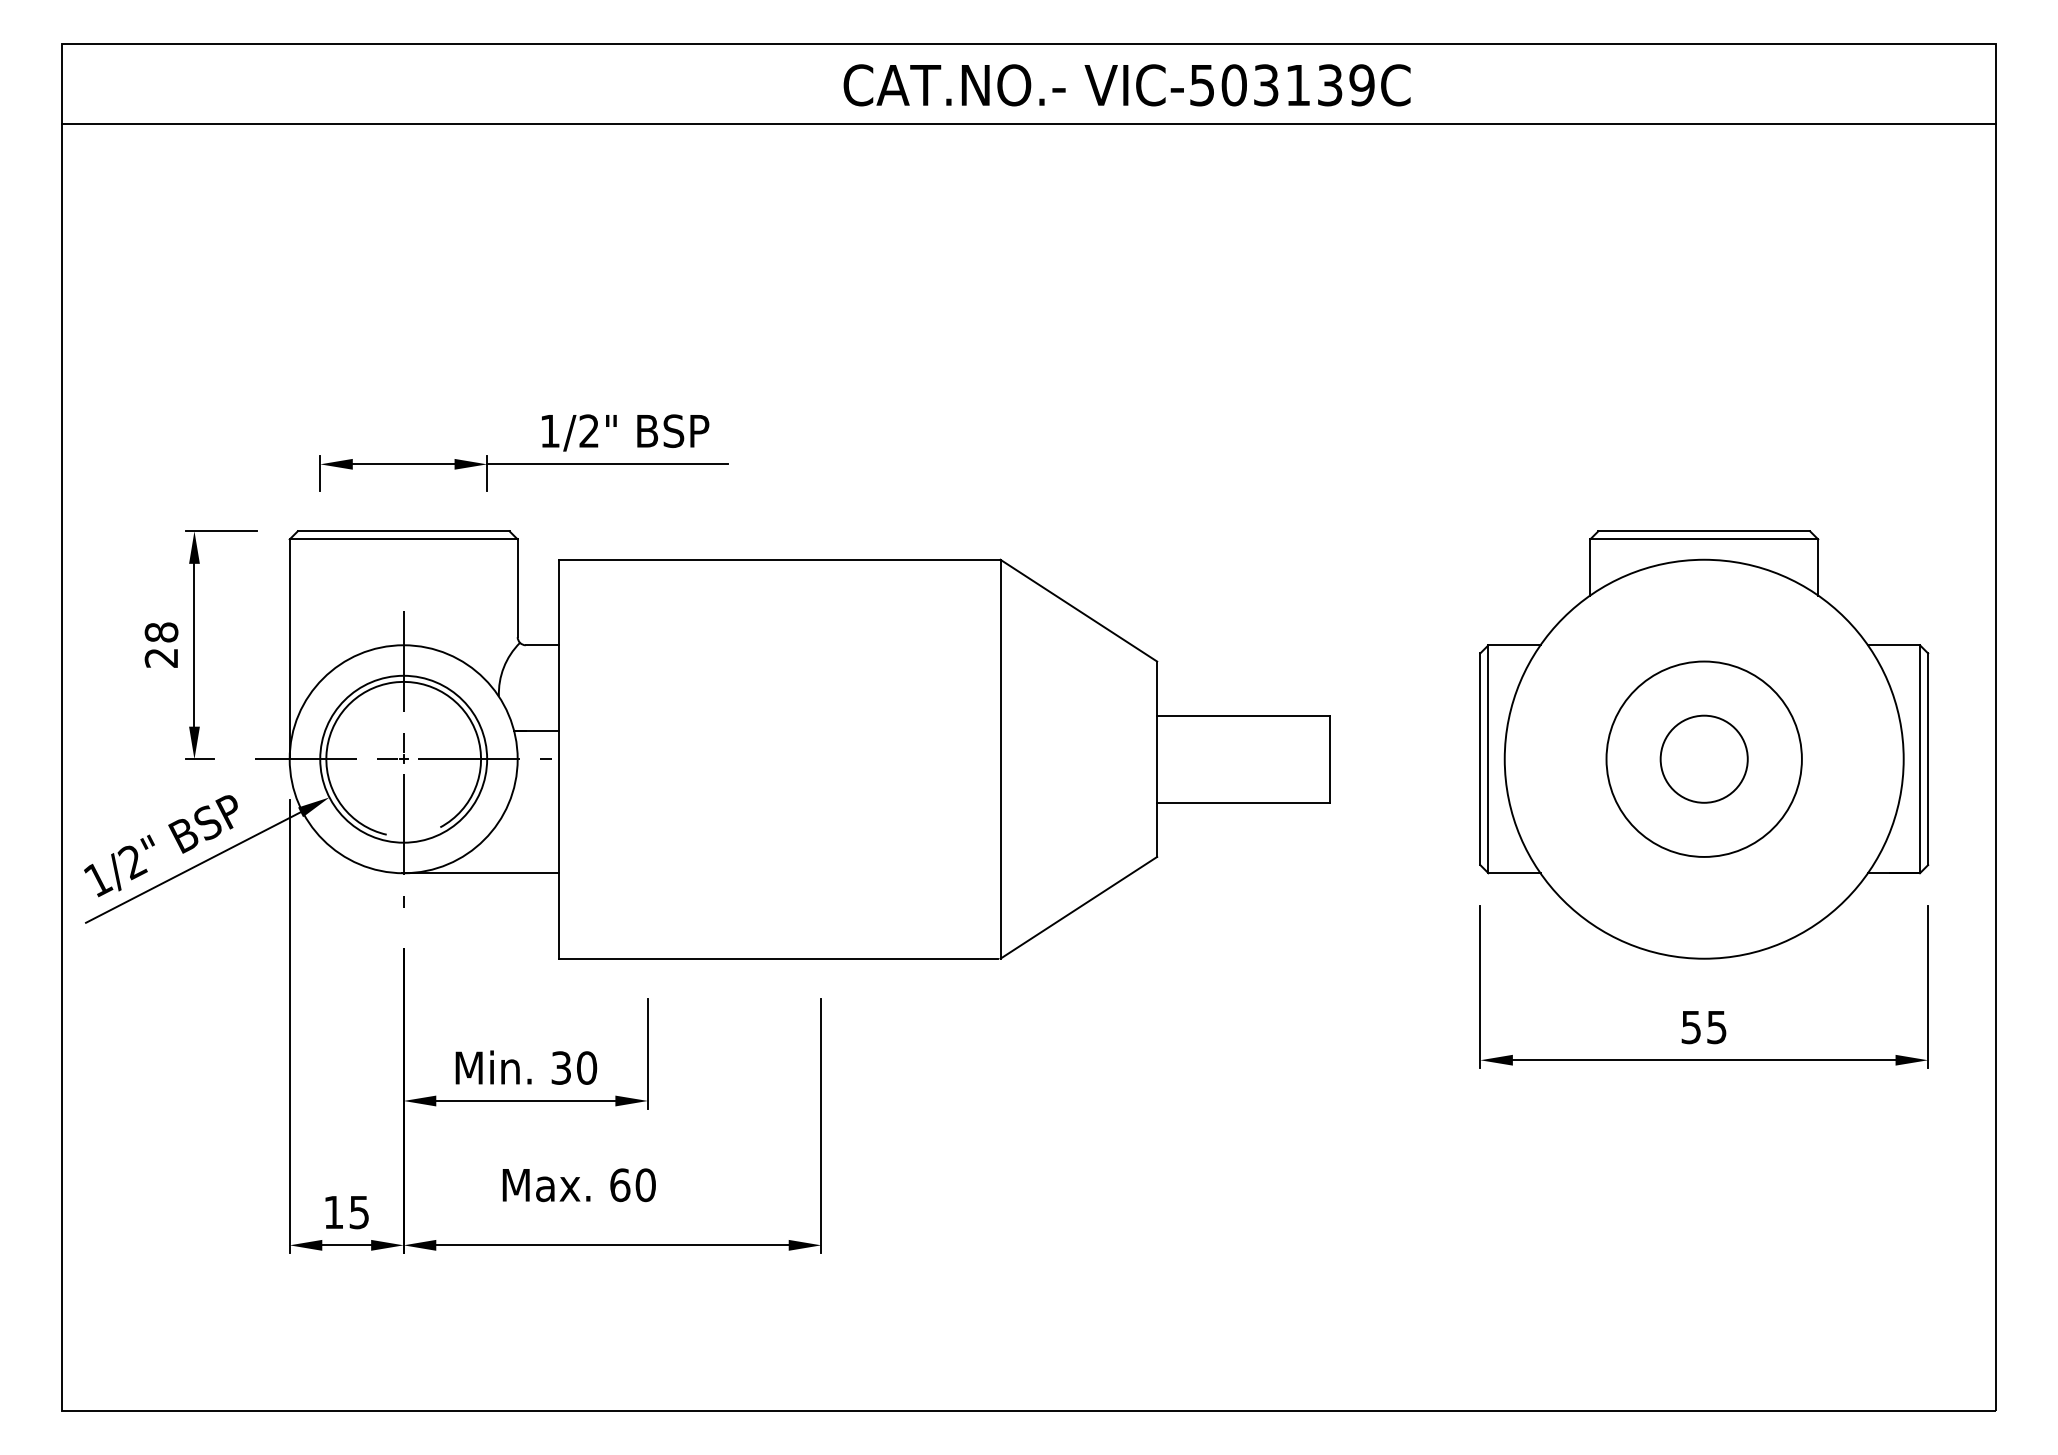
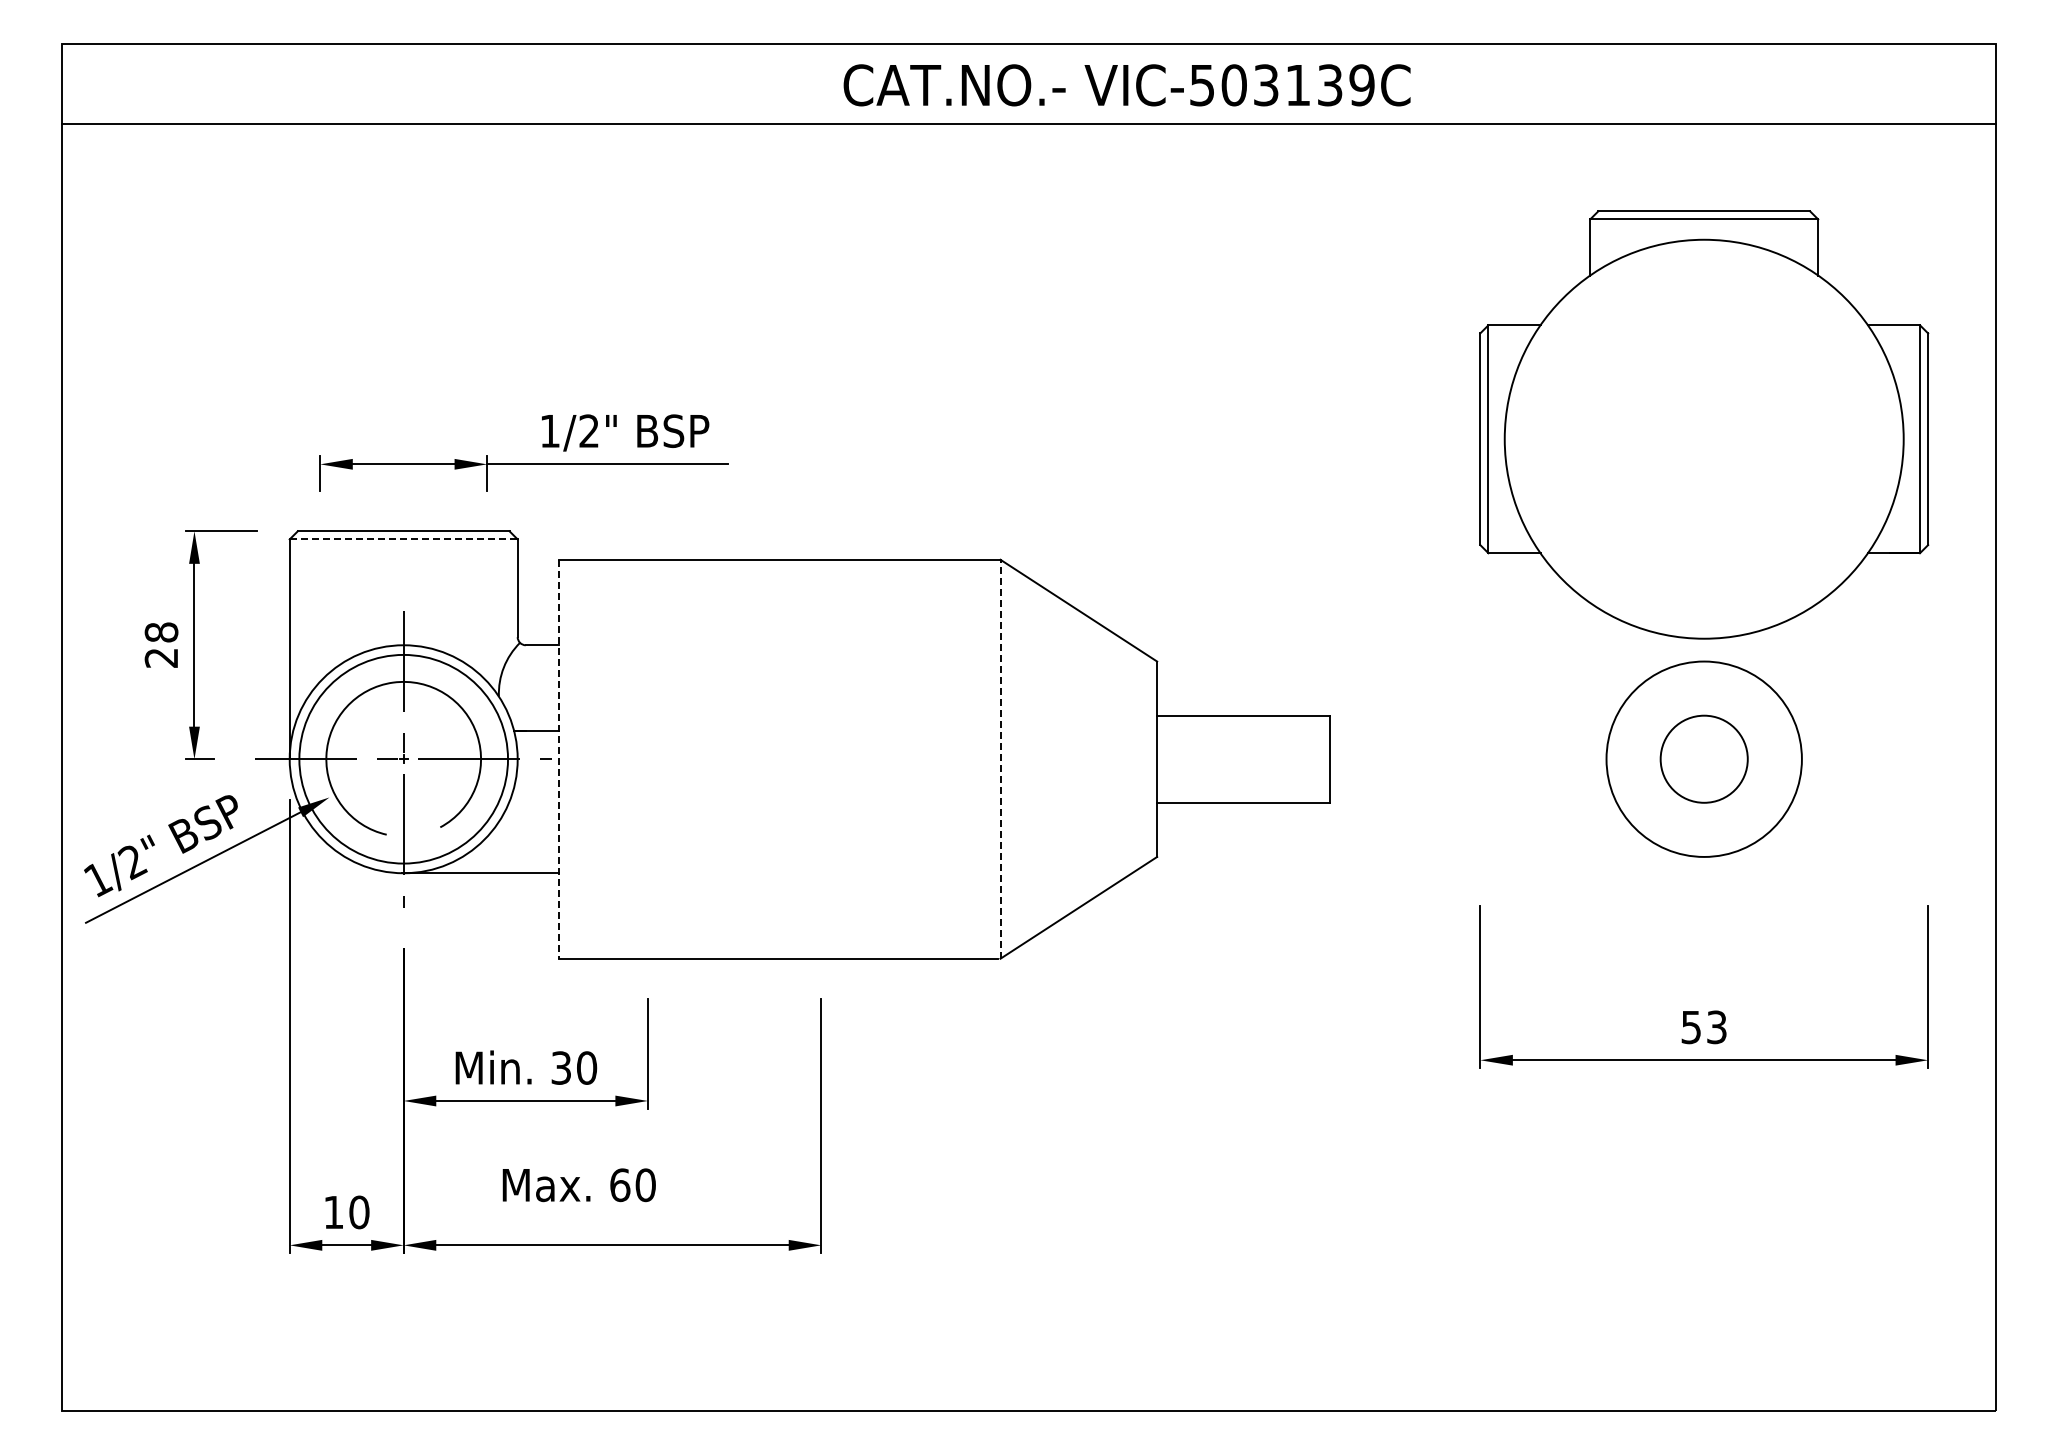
line: solid -> dashed (403, 539)
part position: (1704, 744) -> (1704, 424) (1704, 424)
circle diameter: 167 px -> 209 px (403, 758)
line: solid -> dashed (1000, 758)
line: solid -> dashed (558, 759)
text: 55 -> 53 (1717, 1026)
text: 15 -> 10 (359, 1212)
